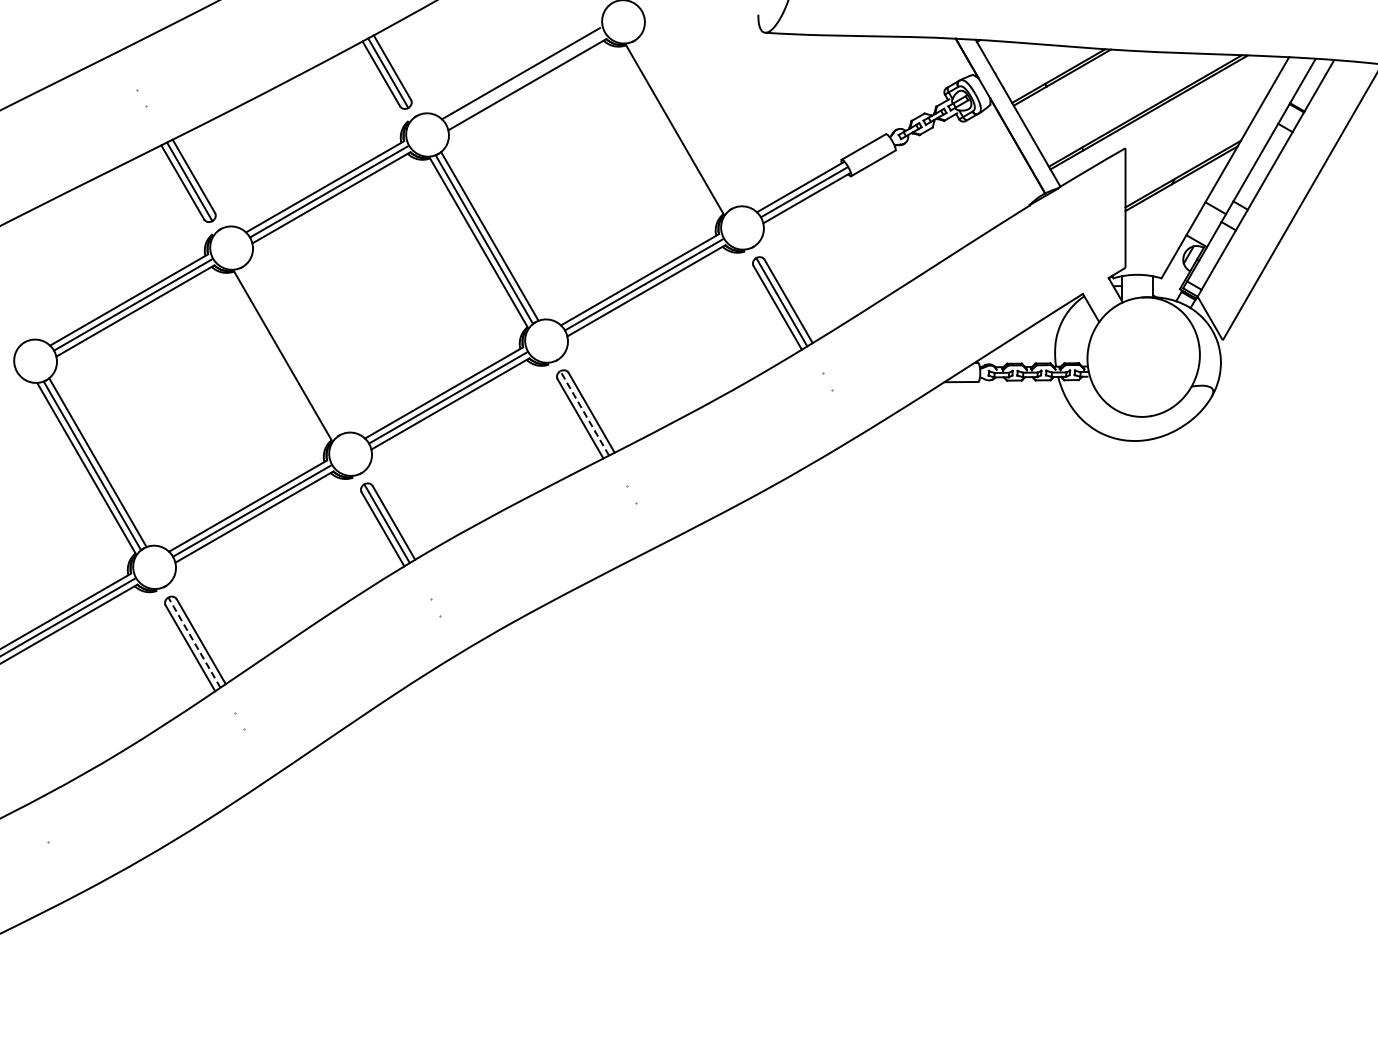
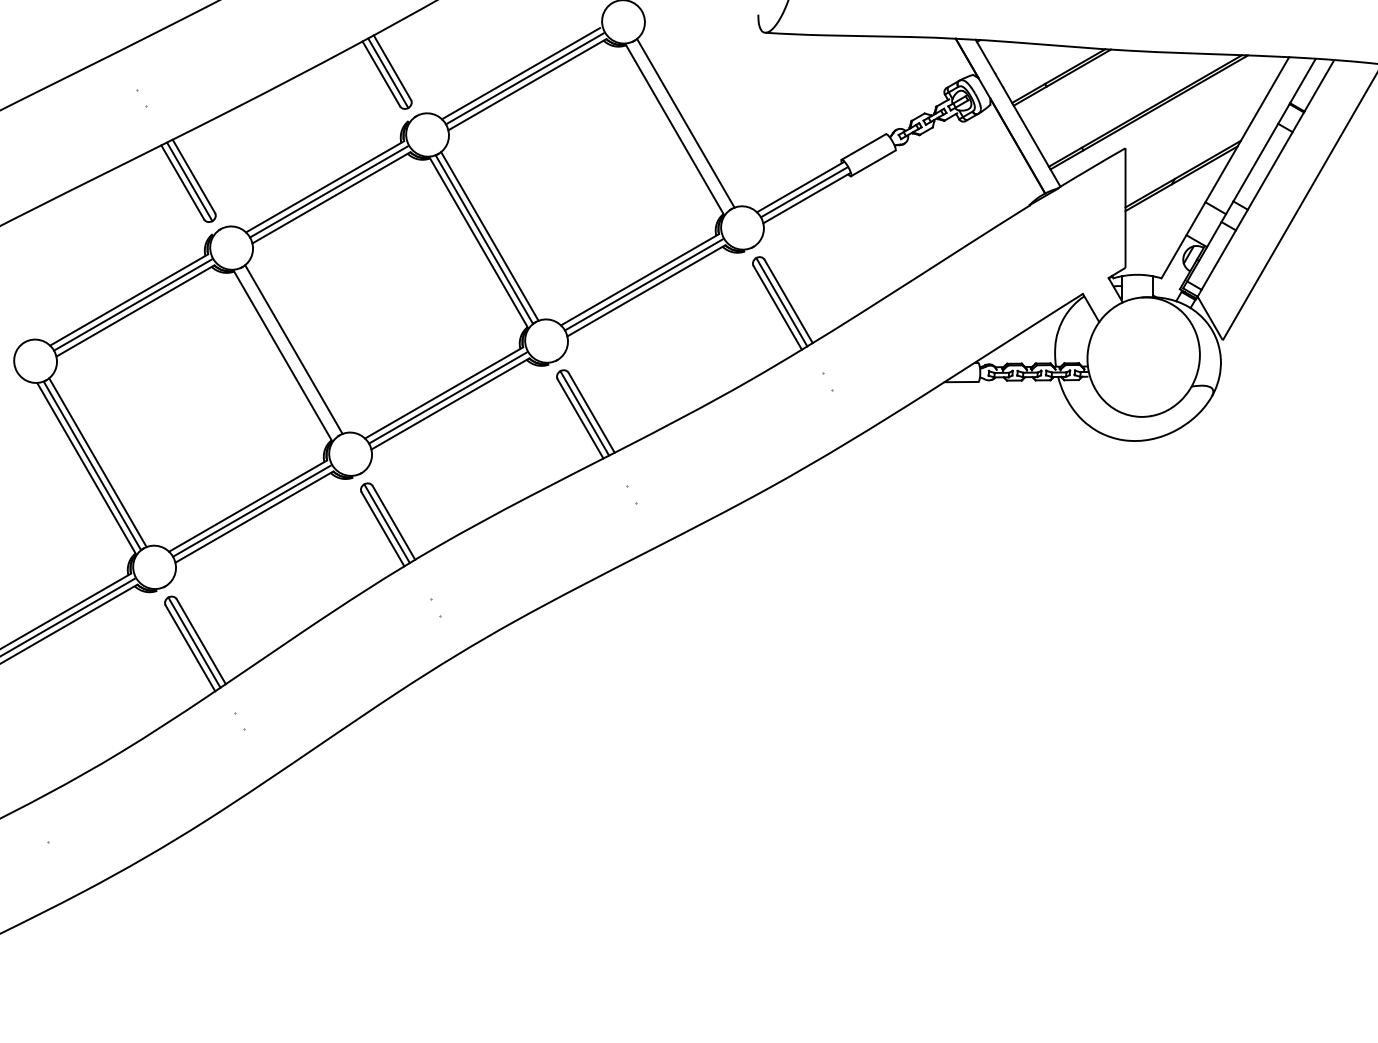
line: none -> present (524, 78)
line: none -> present (685, 122)
line: none -> present (293, 349)
line: dashed -> solid (584, 413)
line: dashed -> solid (194, 642)
